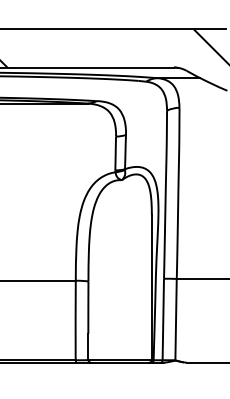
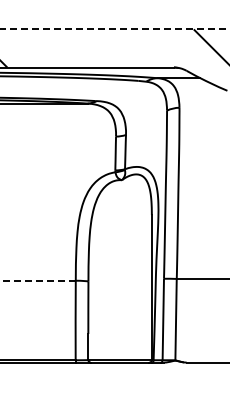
line: solid -> dashed (113, 29)
line: solid -> dashed (37, 280)
